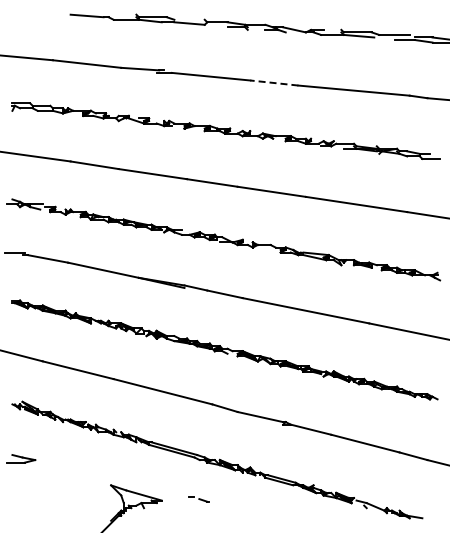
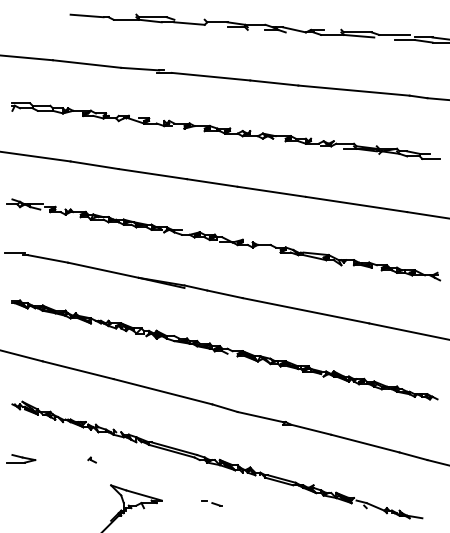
line: dashed -> solid (273, 82)
part: none -> present (91, 459)
part position: (198, 499) -> (211, 503) (211, 503)
